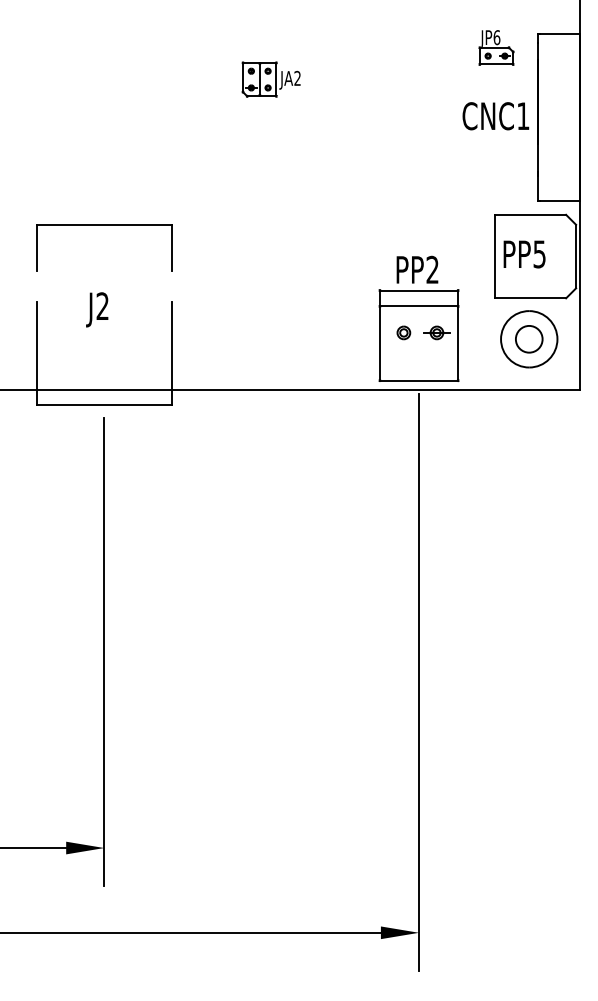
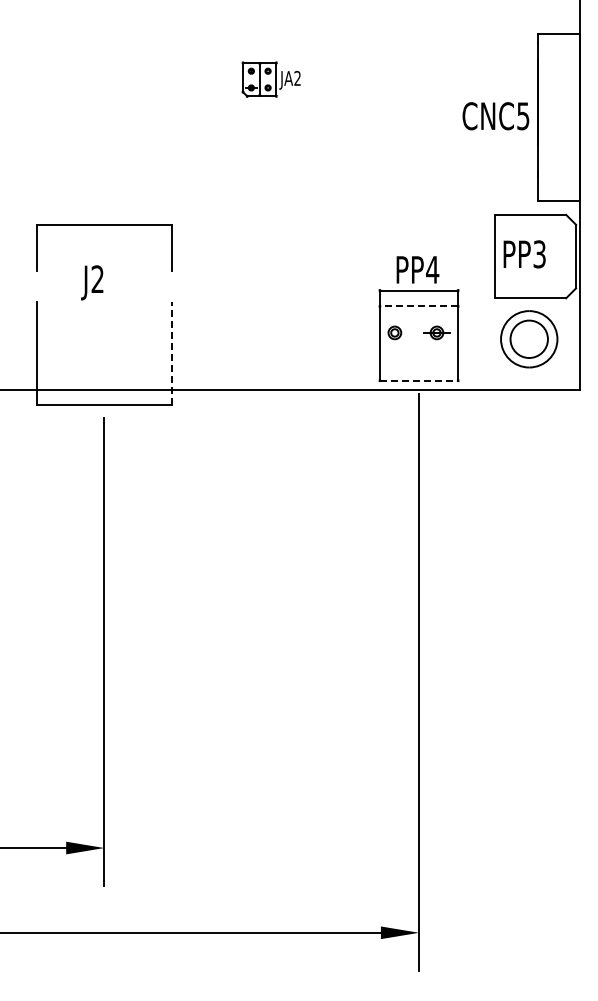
part: present -> none (496, 47)
text: CNC1 -> CNC5 (523, 116)
text: PP5 -> PP3 (539, 253)
text: PP2 -> PP4 (432, 269)
line: solid -> dashed (418, 306)
text position: (97, 309) -> (92, 282) (92, 282)
part position: (403, 332) -> (394, 332) (394, 332)
circle diameter: 27 px -> 37 px (528, 339)
line: solid -> dashed (172, 352)
line: solid -> dashed (419, 380)
